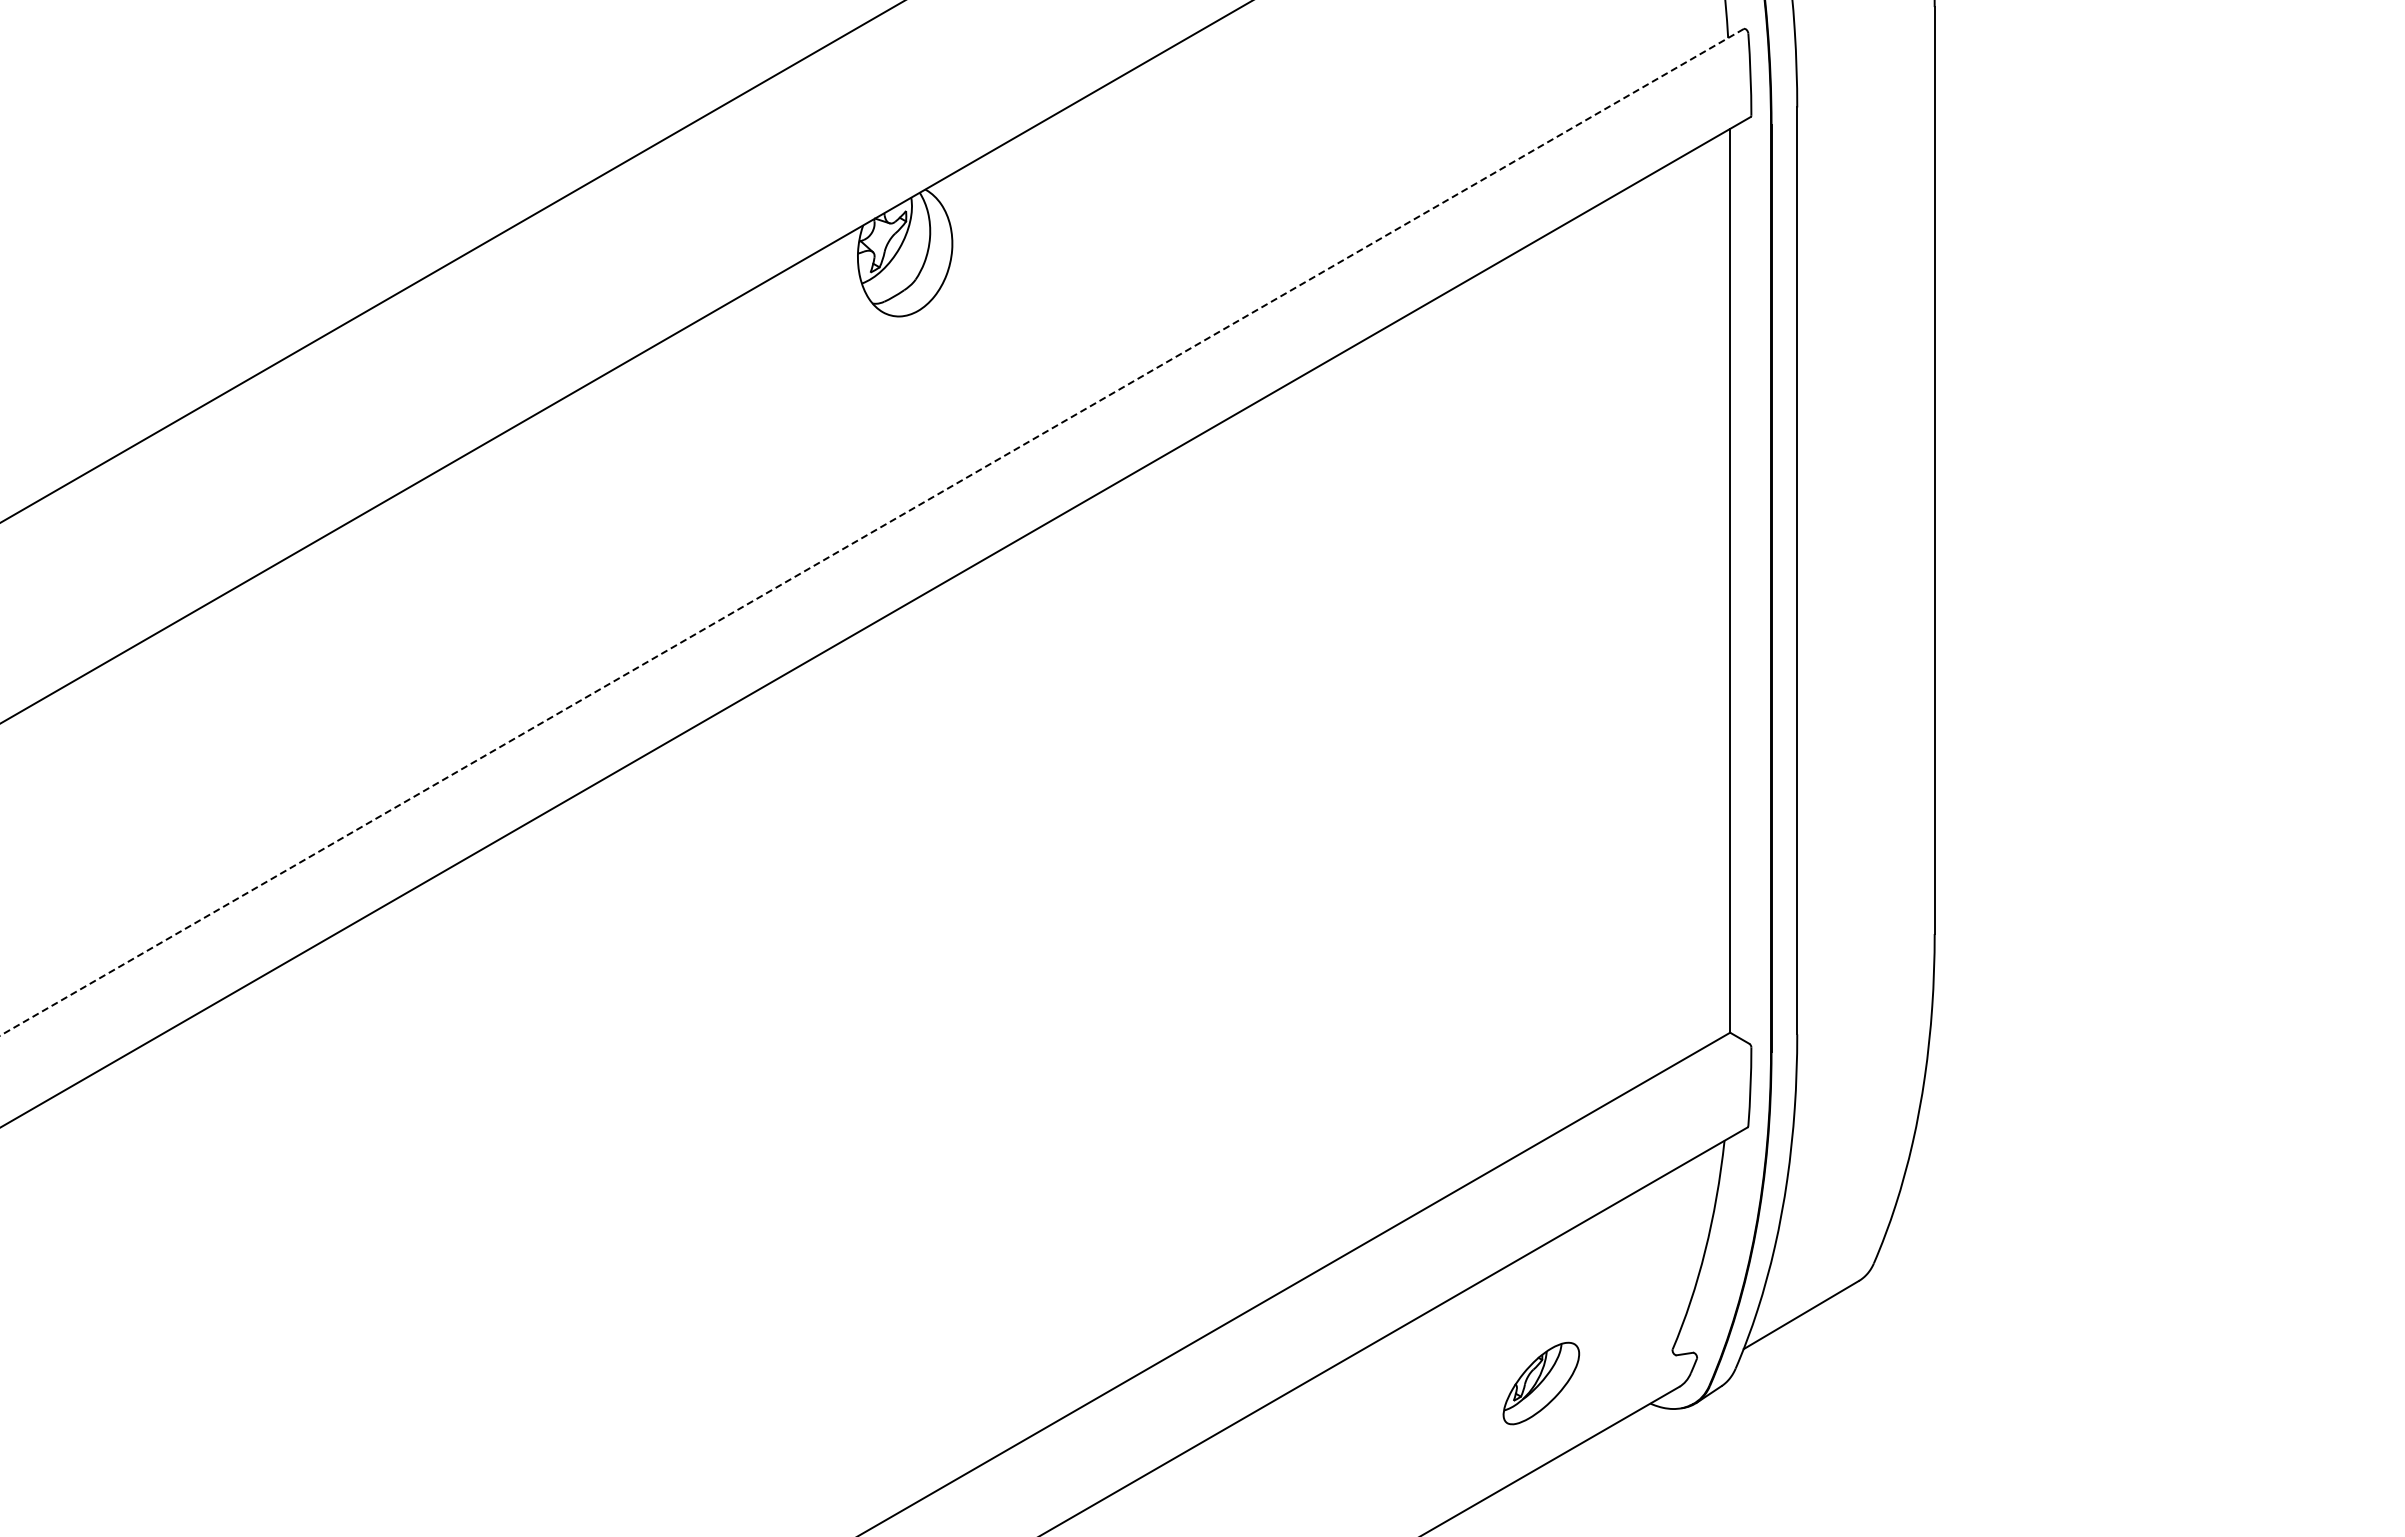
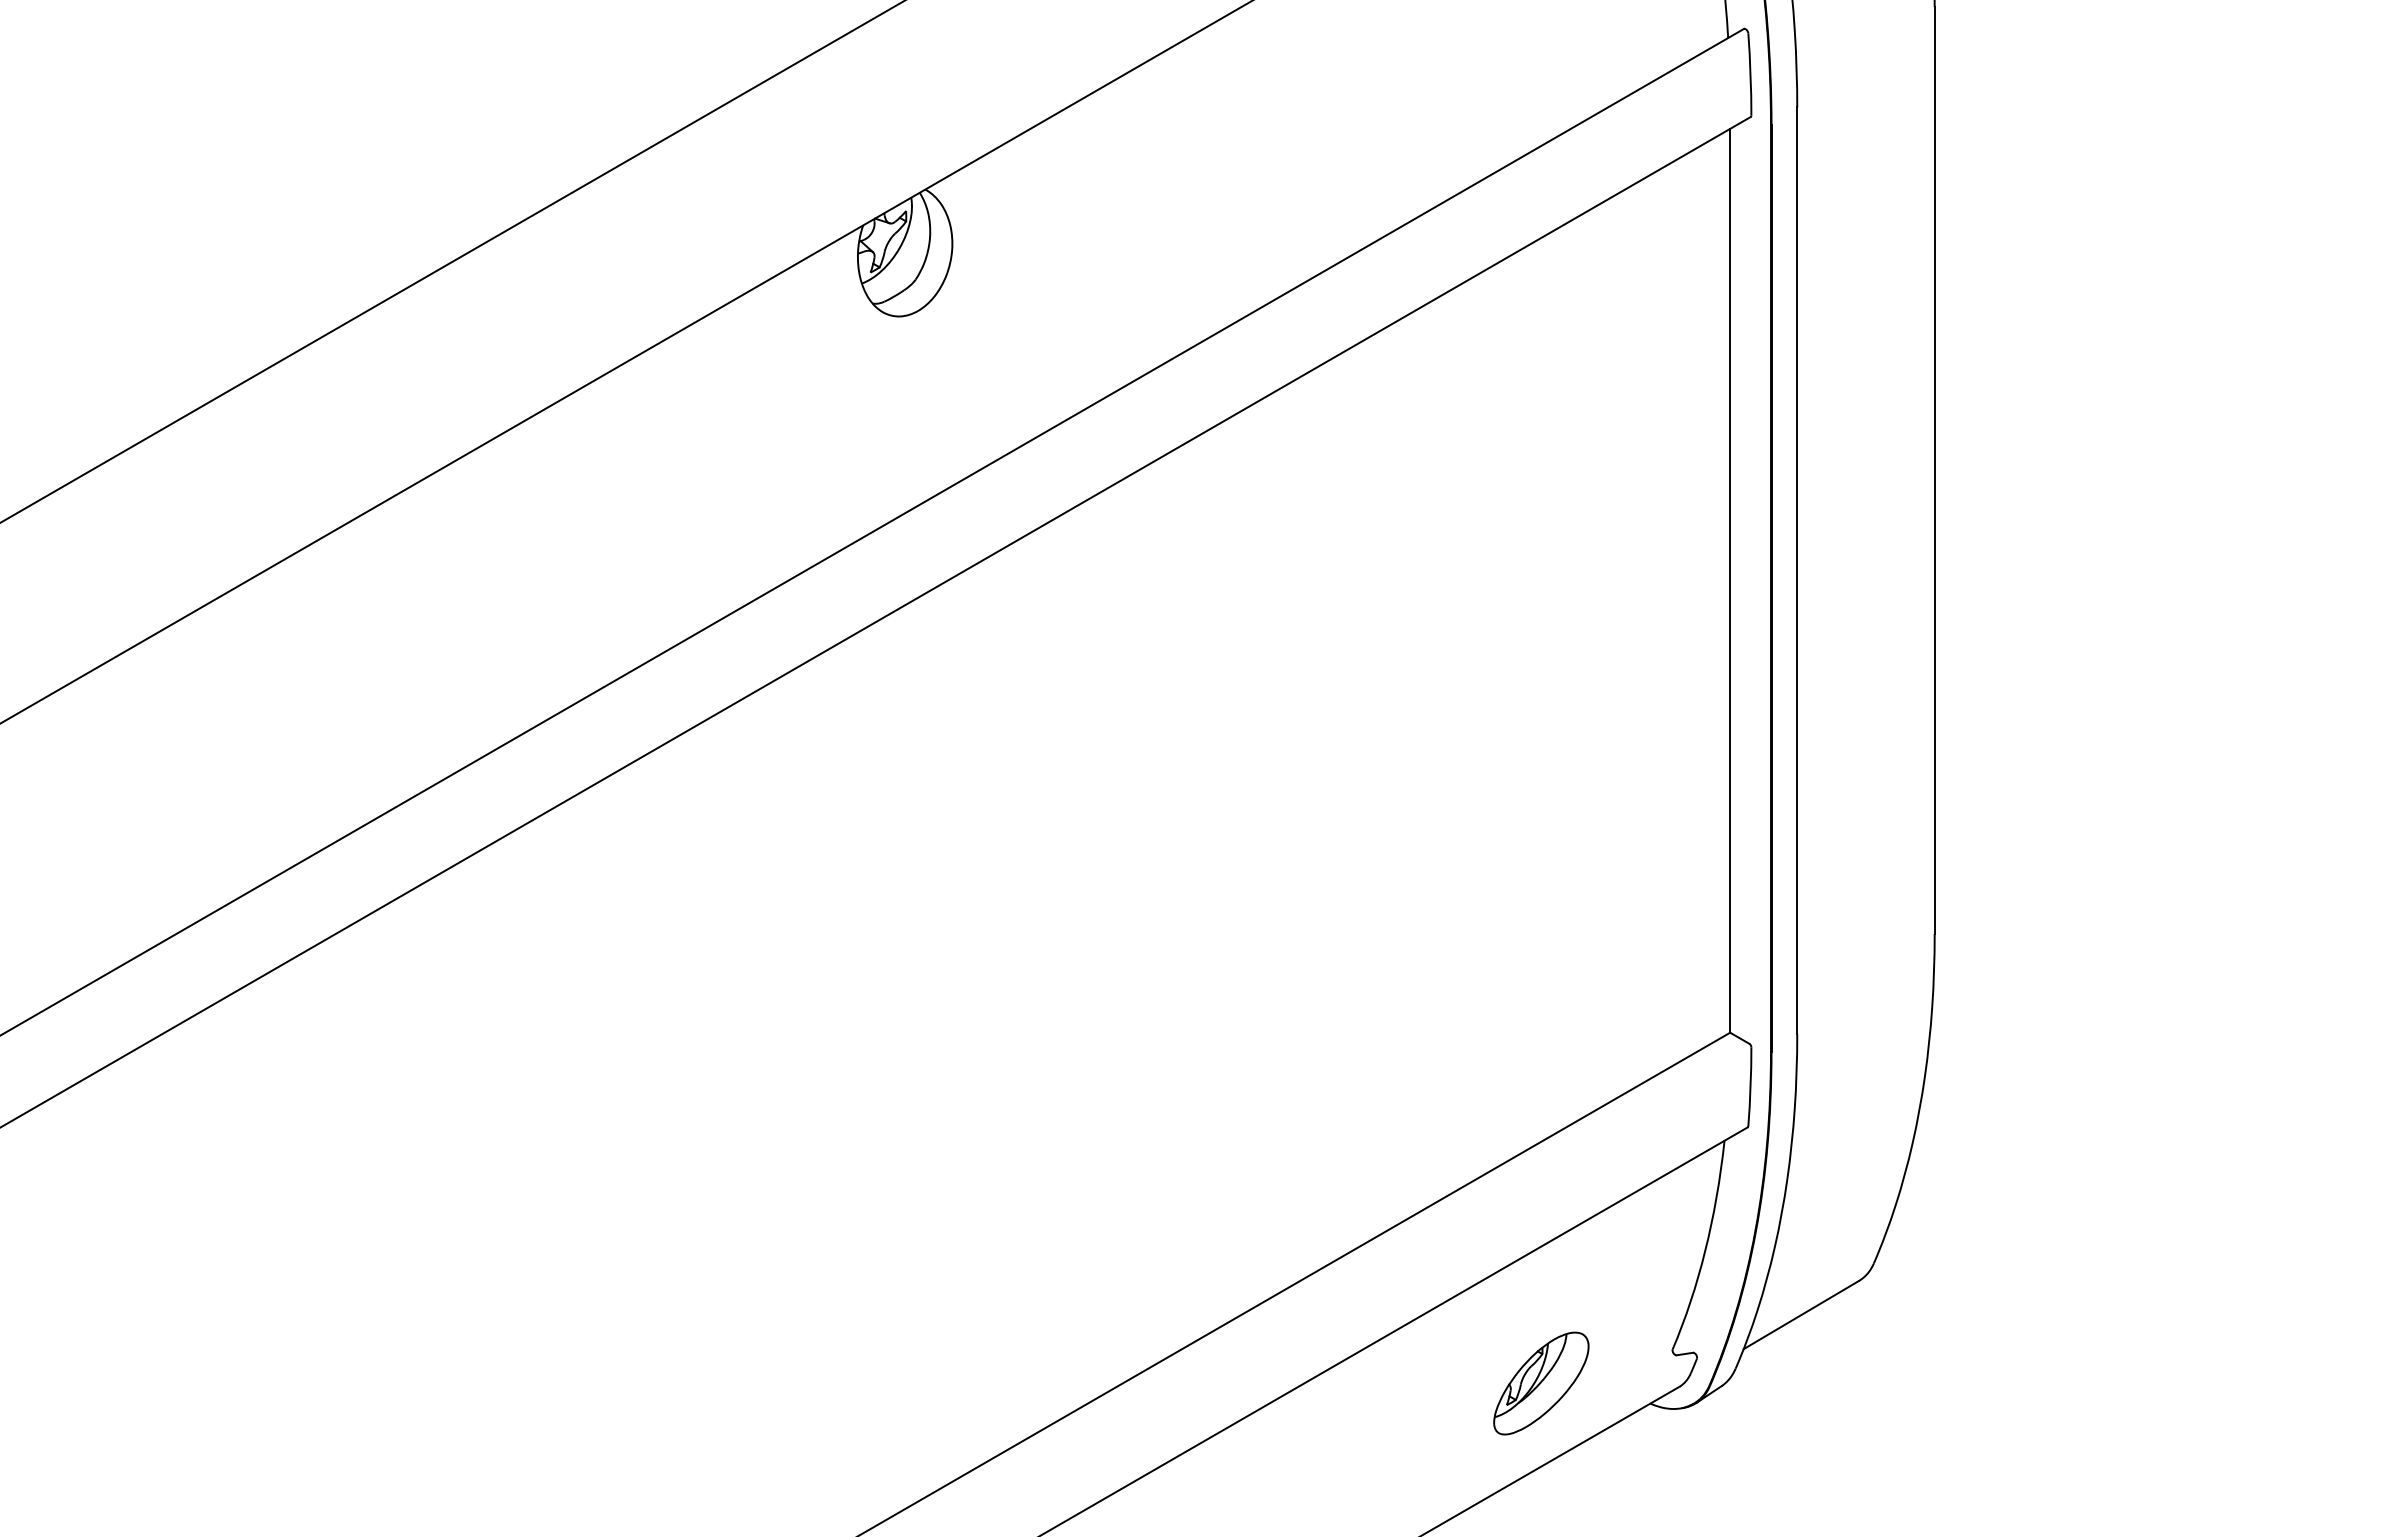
line: dashed -> solid (871, 532)
part size: 79x85 px -> 97x105 px (1541, 1383)
